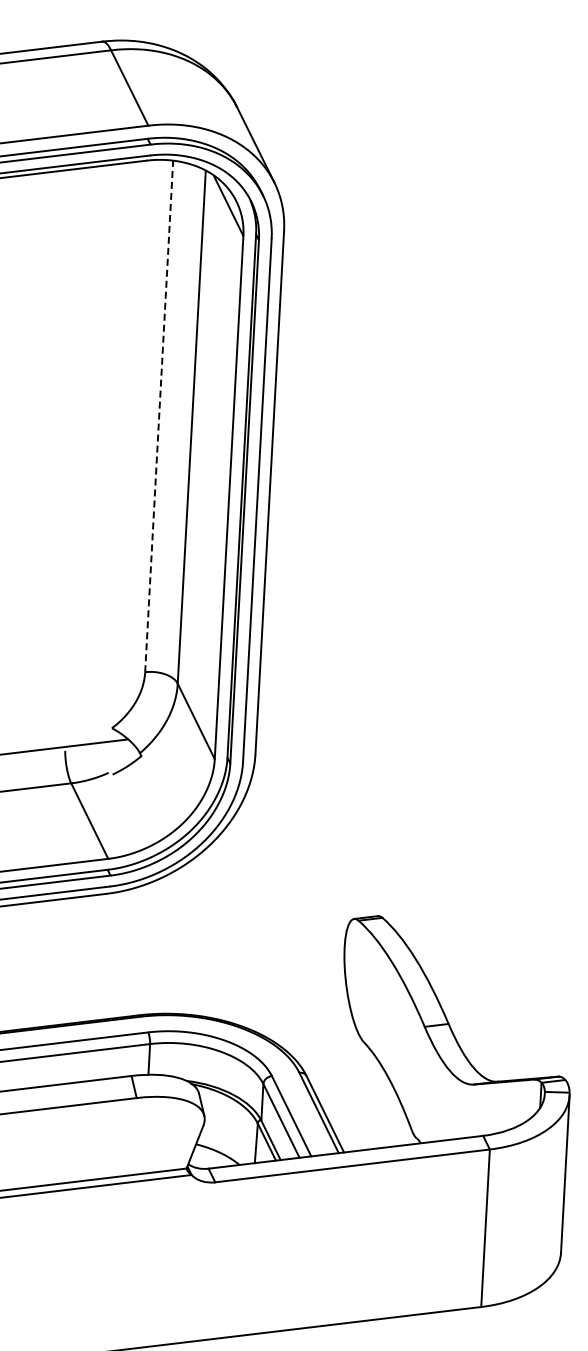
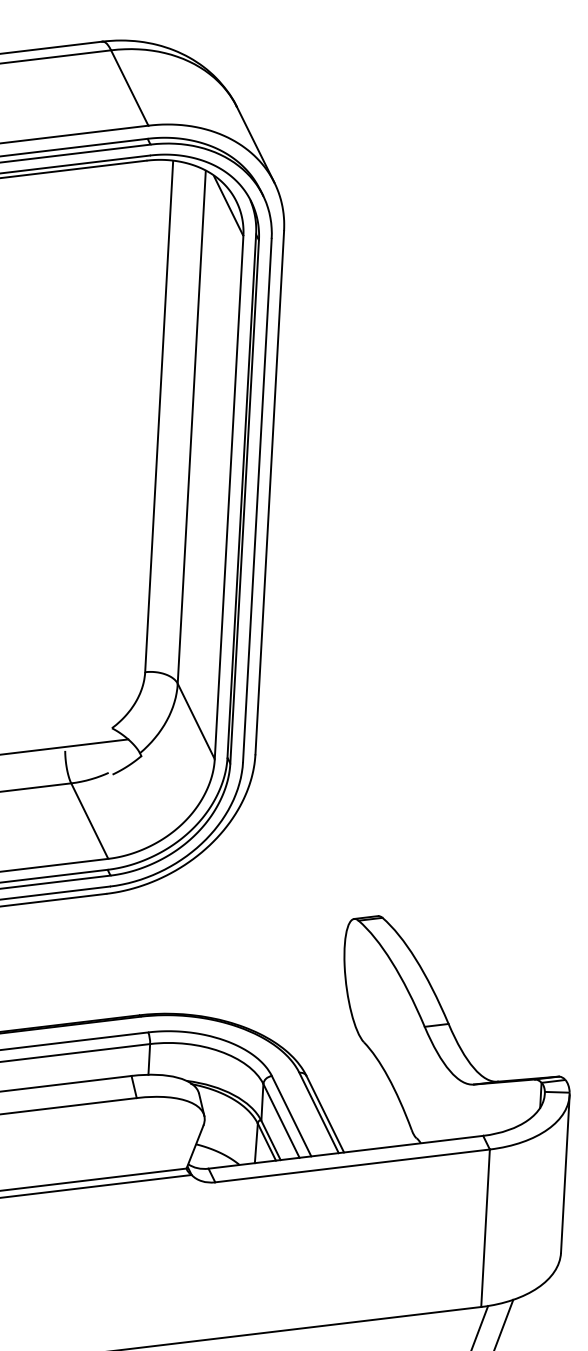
line: dashed -> solid (159, 416)
line: none -> present (504, 1323)
line: none -> present (480, 1326)
